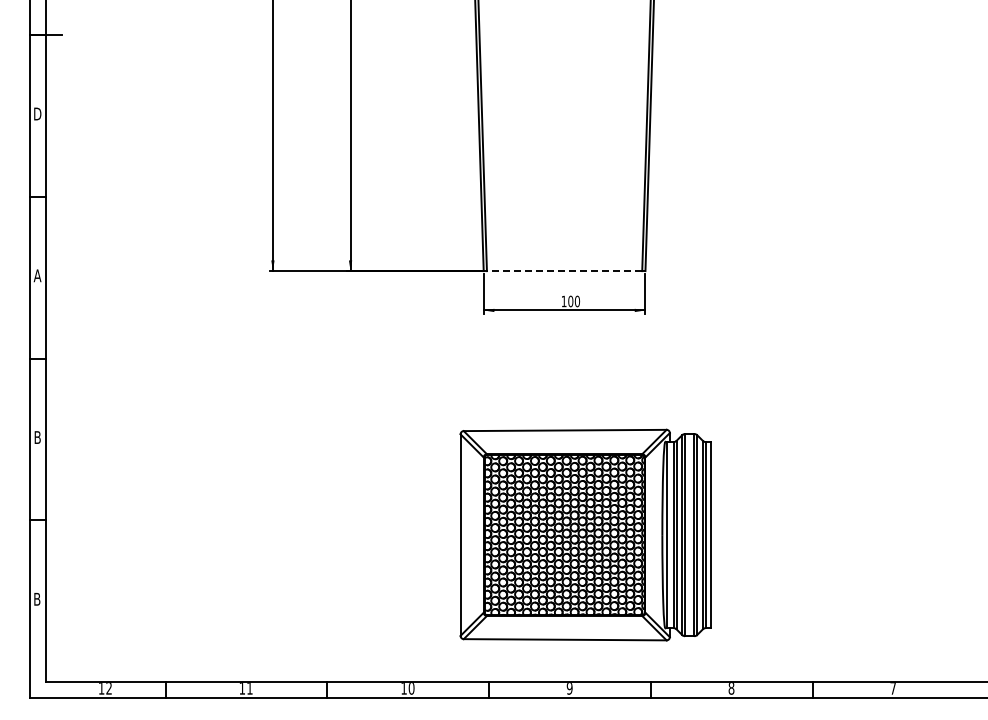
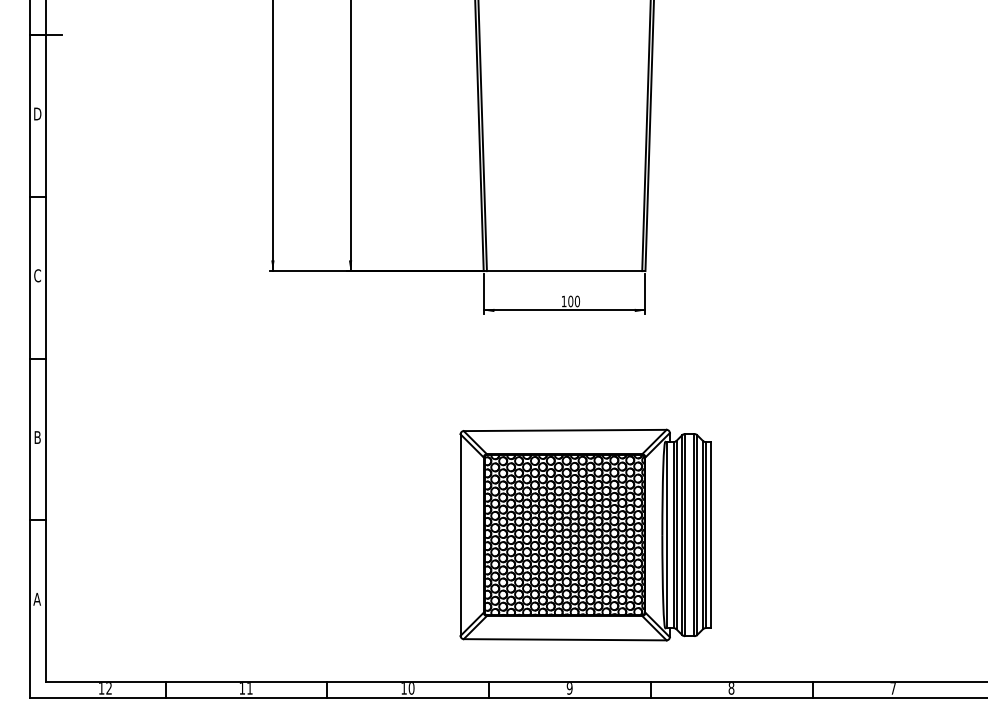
line: dashed -> solid (564, 271)
text: A -> C (37, 275)
text: B -> A (36, 598)
